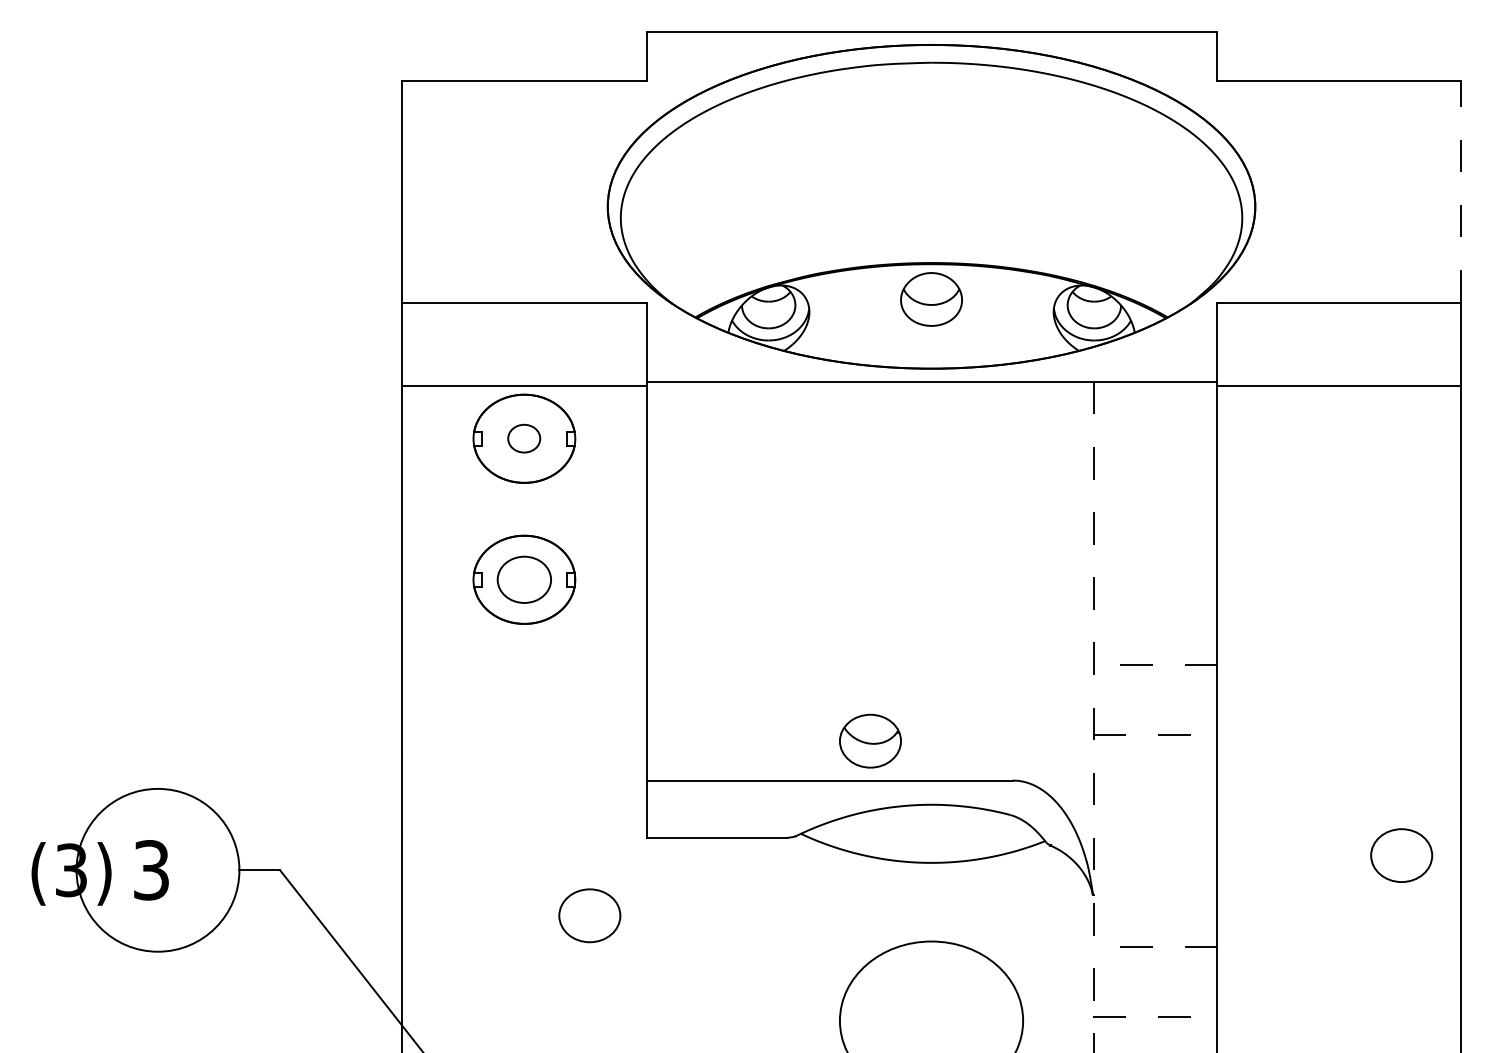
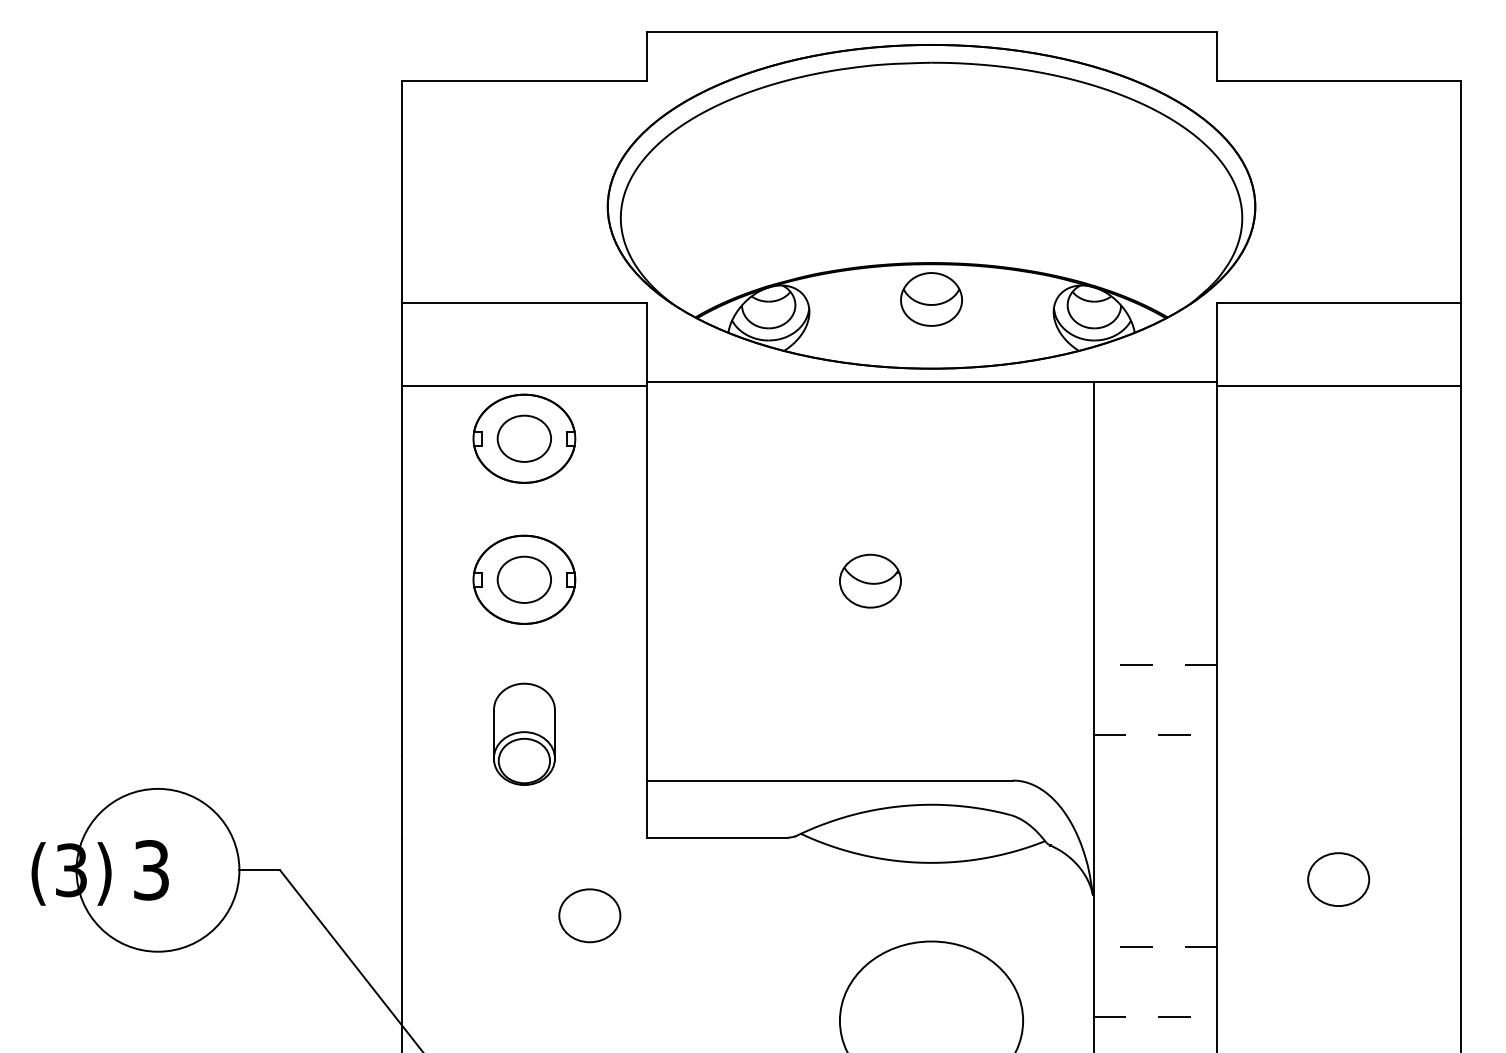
line: dashed -> solid (1460, 191)
part size: 35x31 px -> 56x49 px (523, 438)
line: dashed -> solid (1094, 717)
part: none -> present (524, 733)
part position: (870, 740) -> (870, 580) (870, 580)
part position: (1401, 855) -> (1338, 879) (1338, 879)
